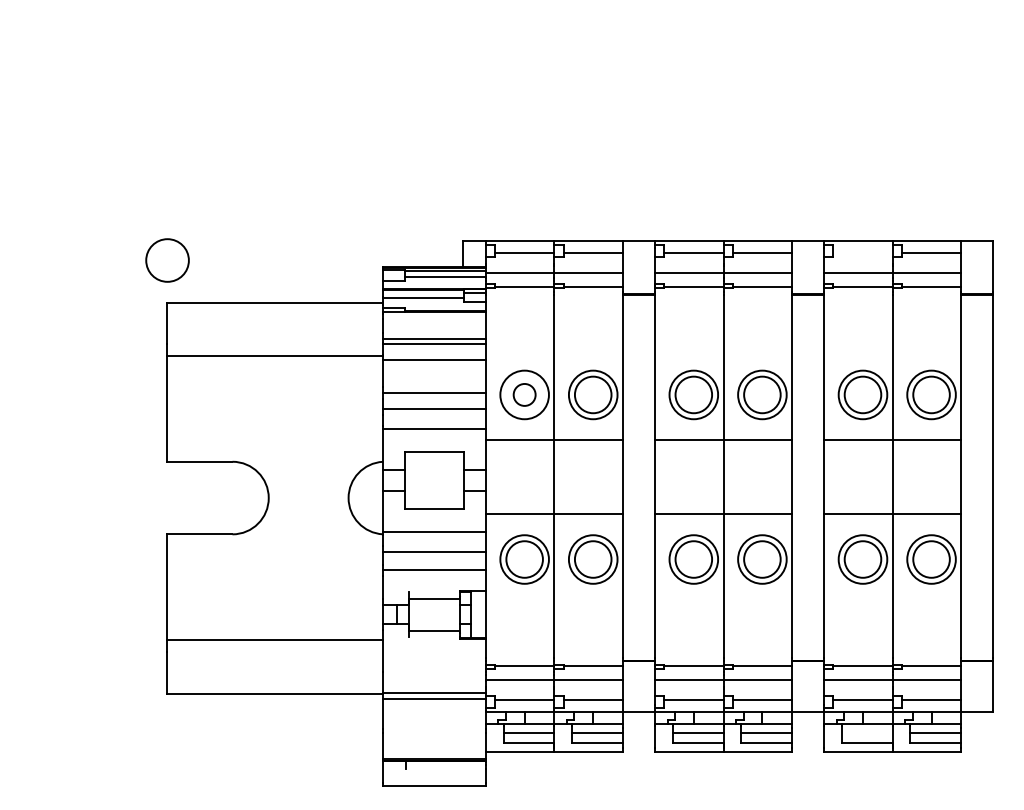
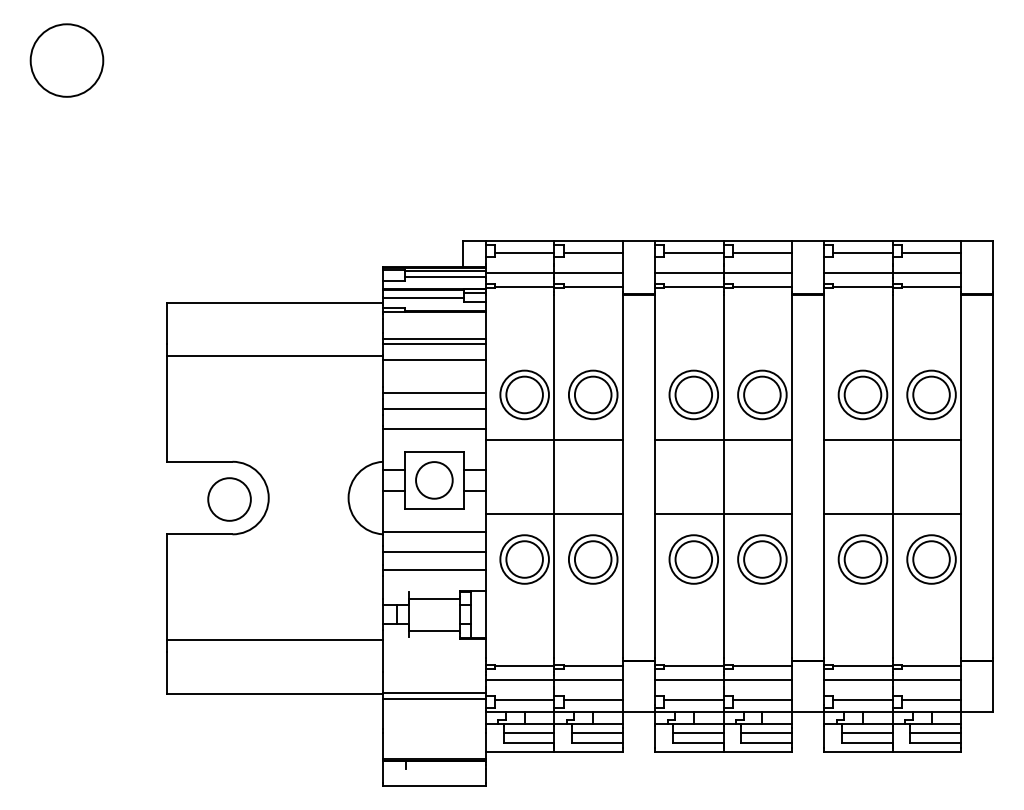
circle: none -> present (66, 60)
line: none -> present (862, 253)
circle position: (167, 260) -> (229, 499) (229, 499)
circle diameter: 22 px -> 37 px (524, 394)
circle: none -> present (434, 480)
line: none -> present (866, 732)
